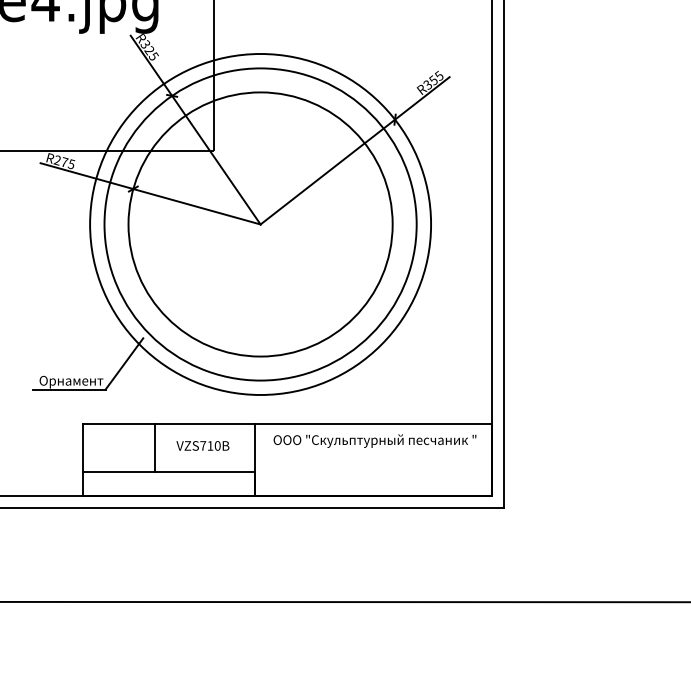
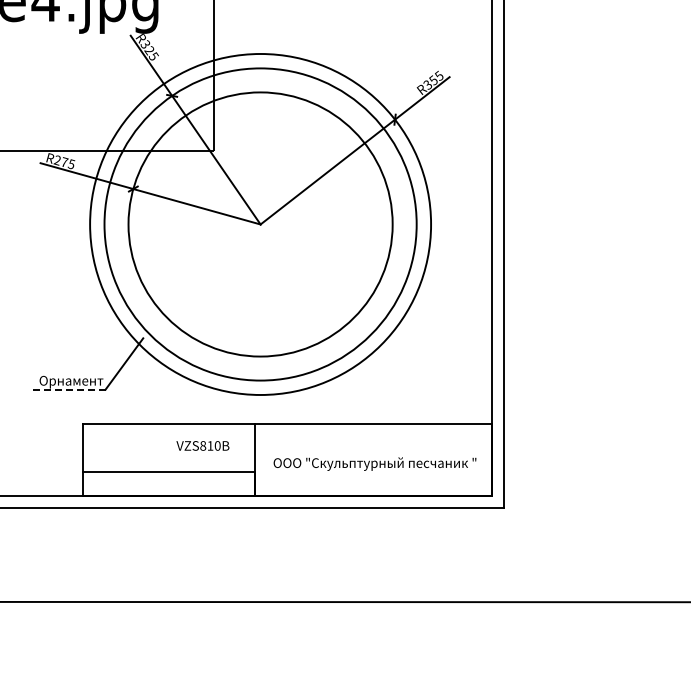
line: solid -> dashed (68, 389)
text position: (374, 440) -> (374, 463) (374, 463)
text: VZS710B -> VZS810B (203, 445)
line: present -> none (155, 447)
